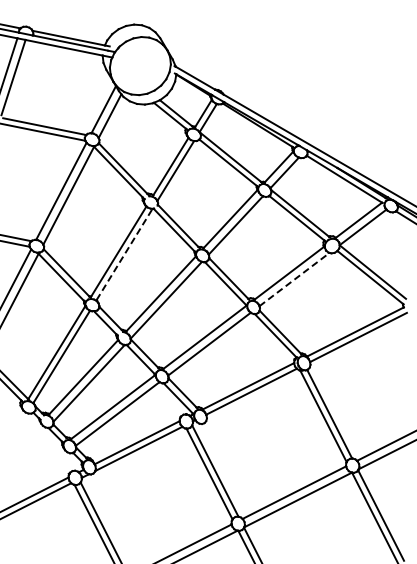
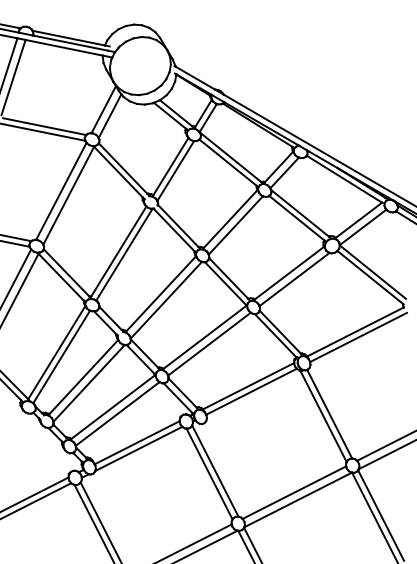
line: dashed -> solid (124, 254)
line: dashed -> solid (294, 279)
